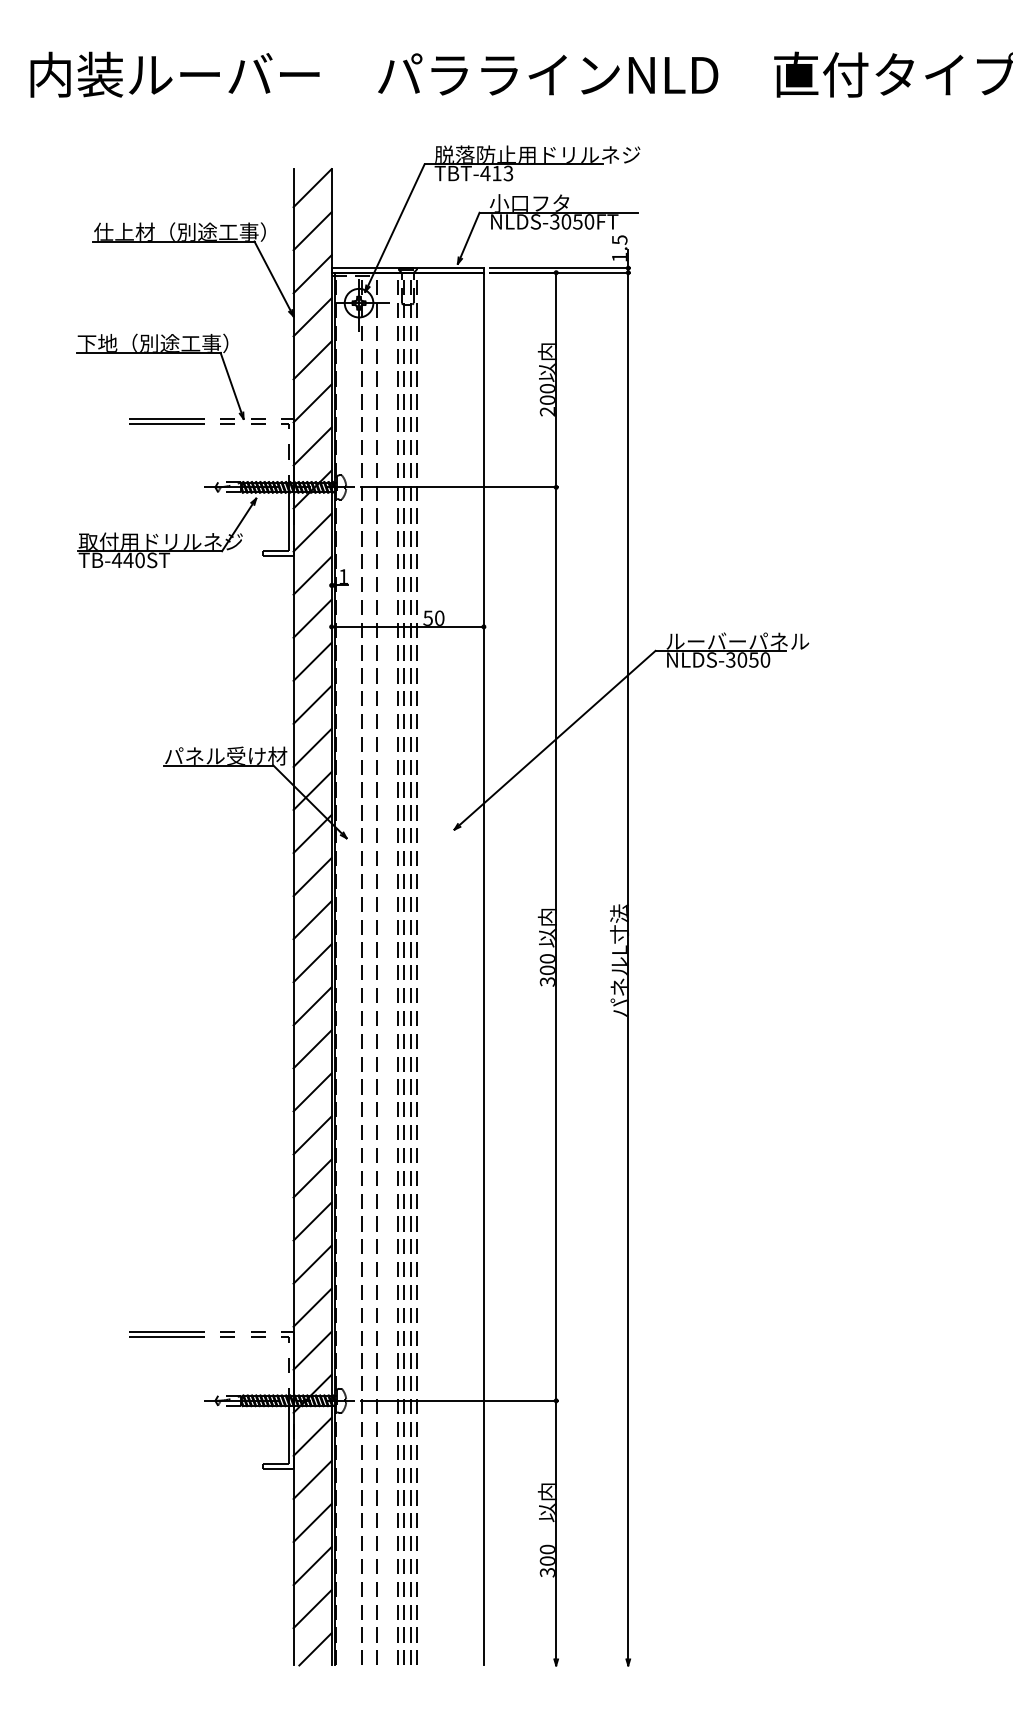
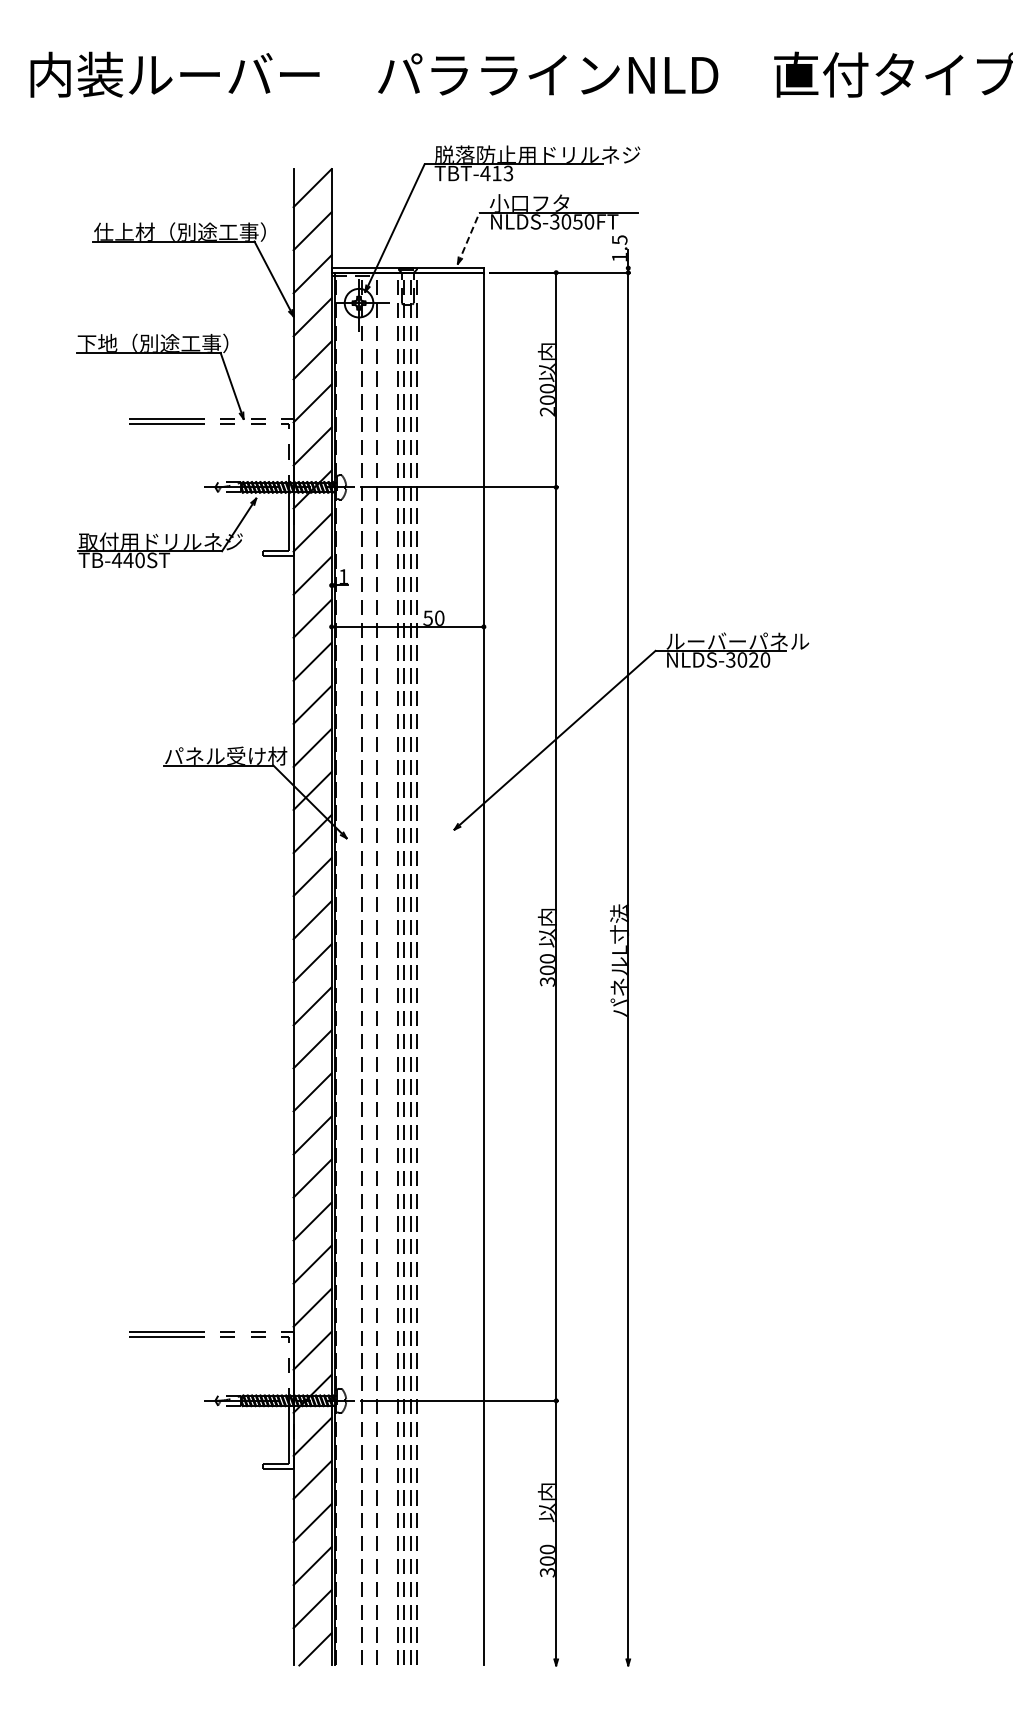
line: solid -> dashed (468, 238)
line: present -> none (559, 268)
text: NLDS-3050 -> NLDS-3020 (753, 659)
